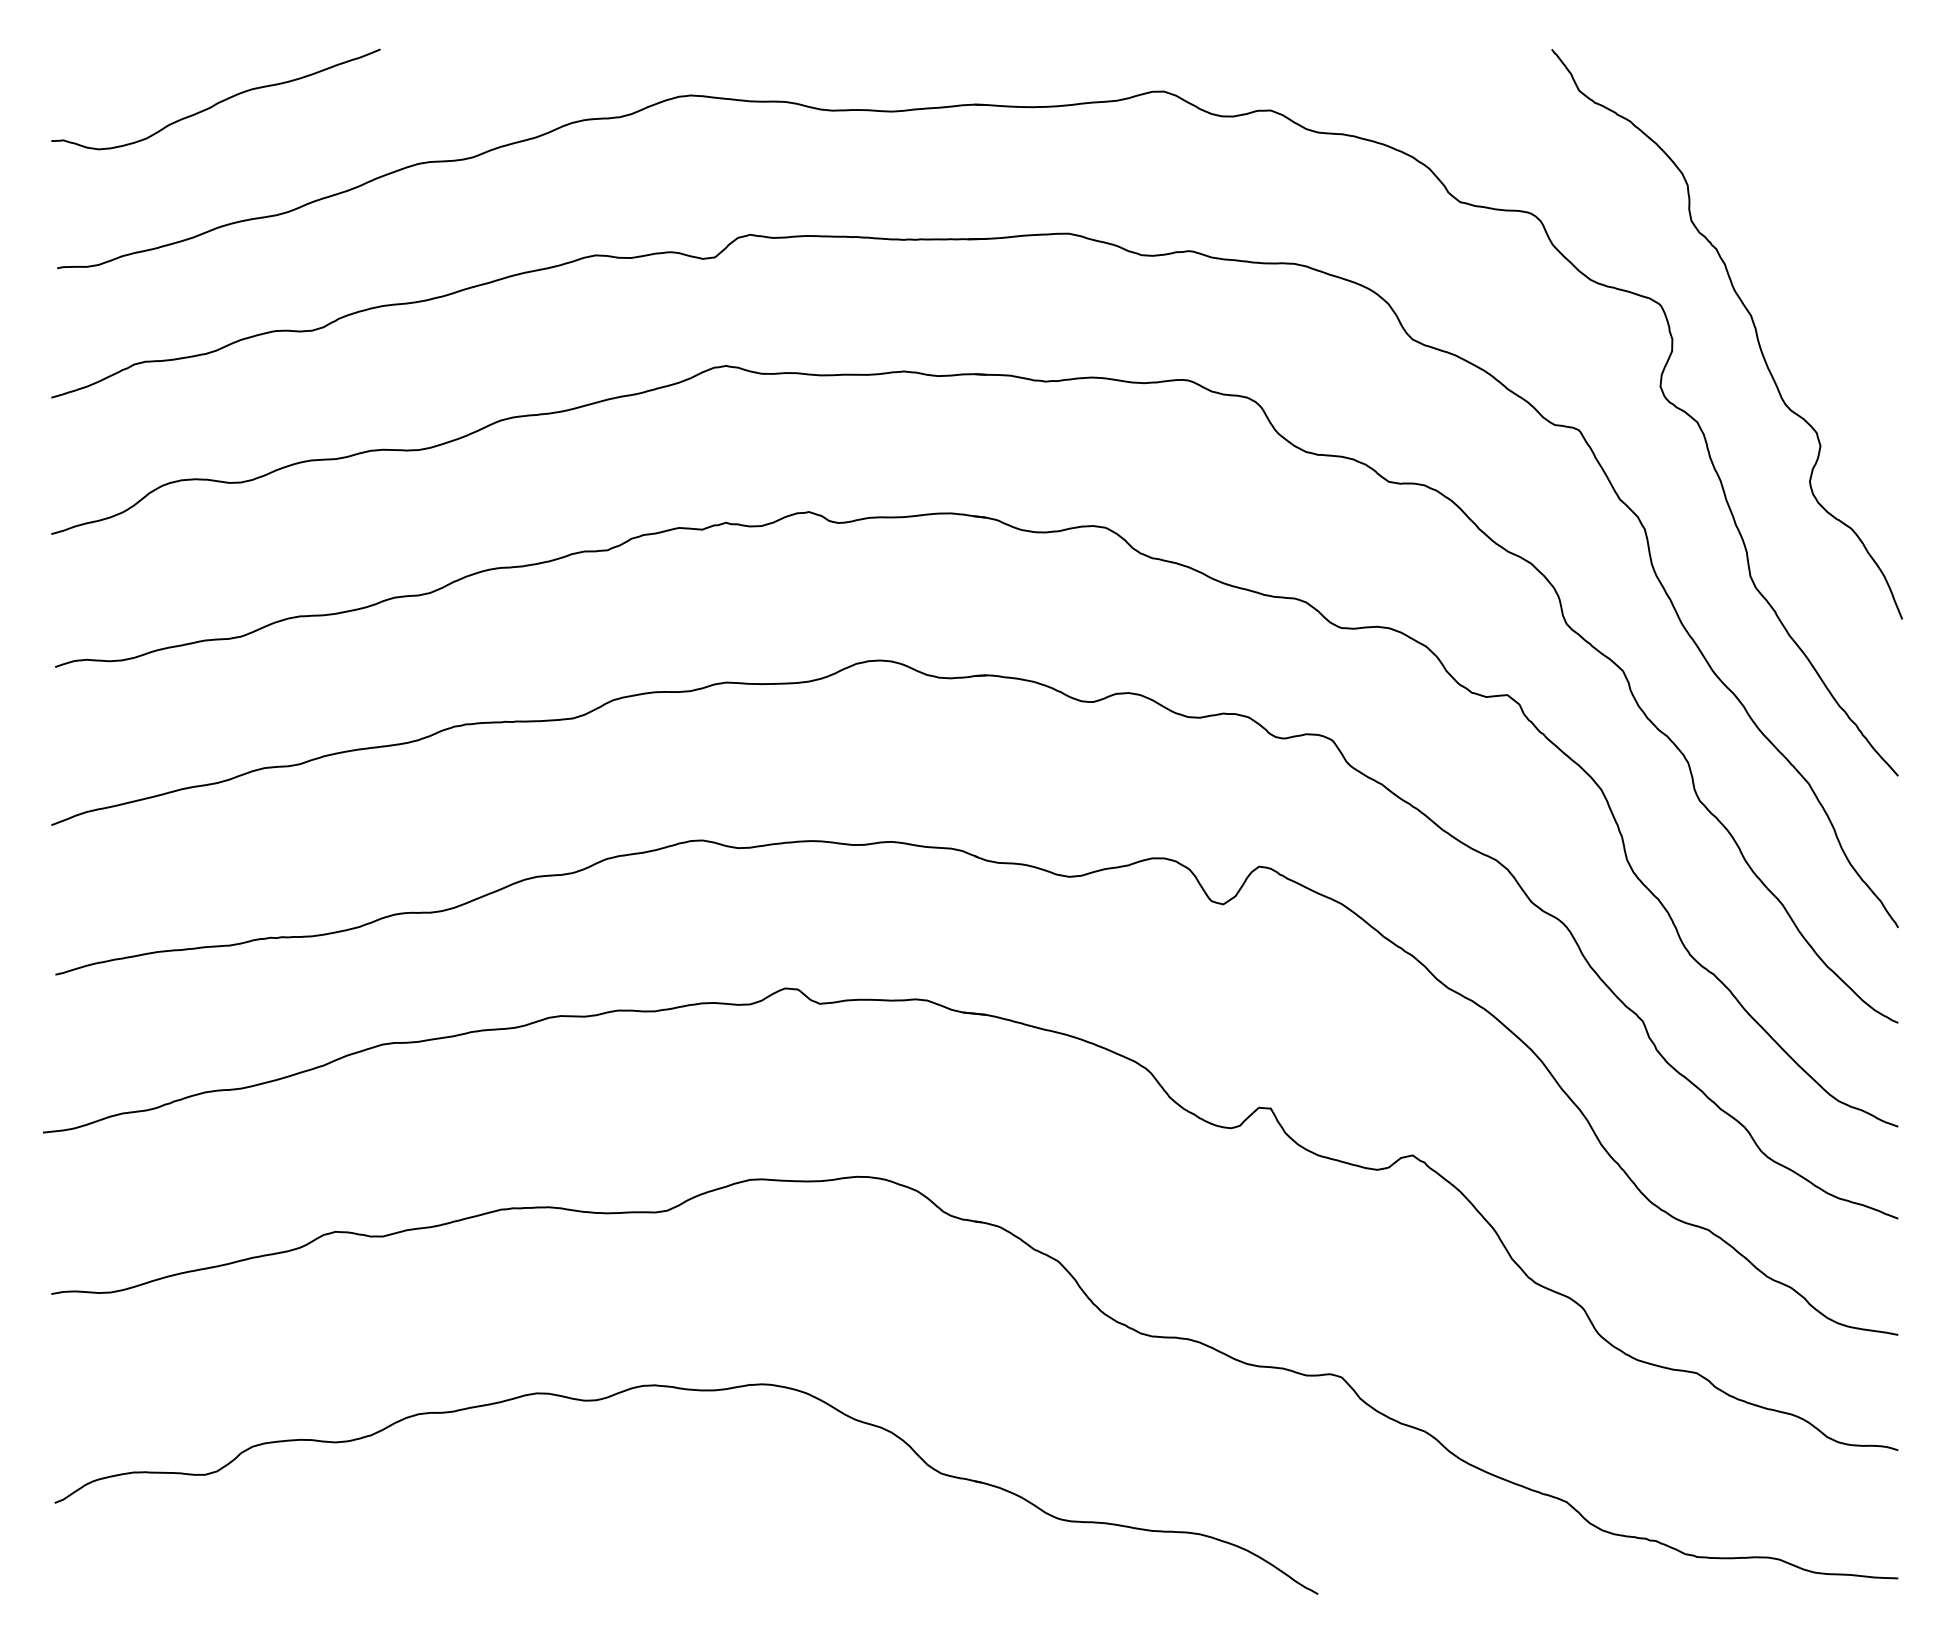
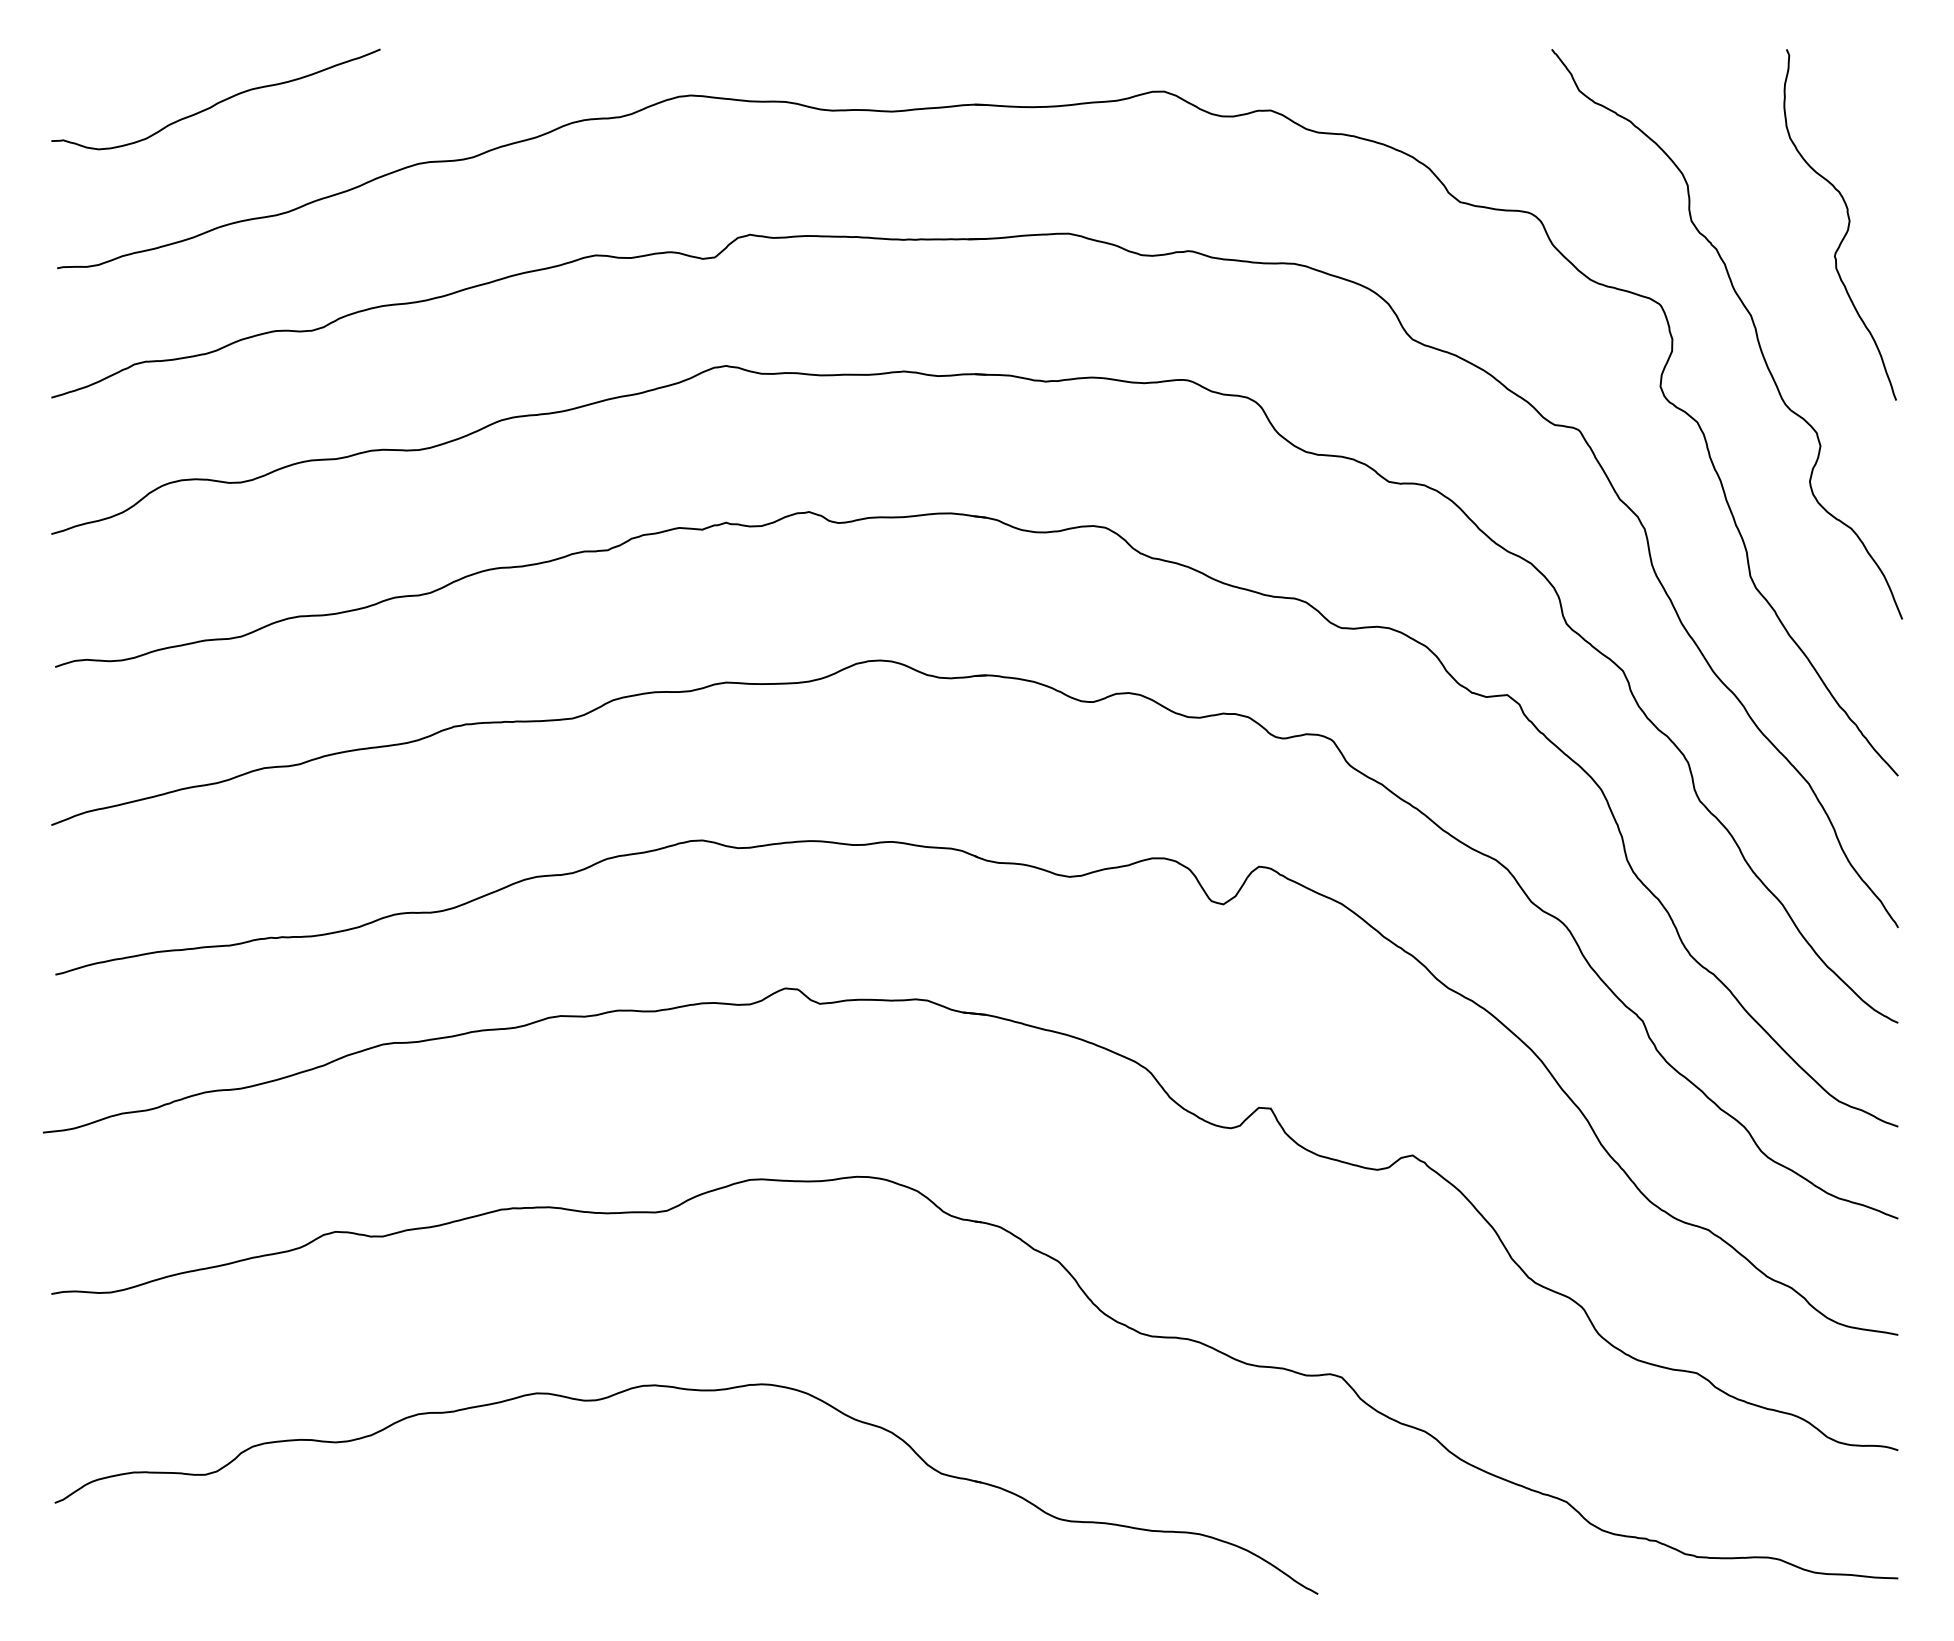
curve: none -> present (1847, 225)
